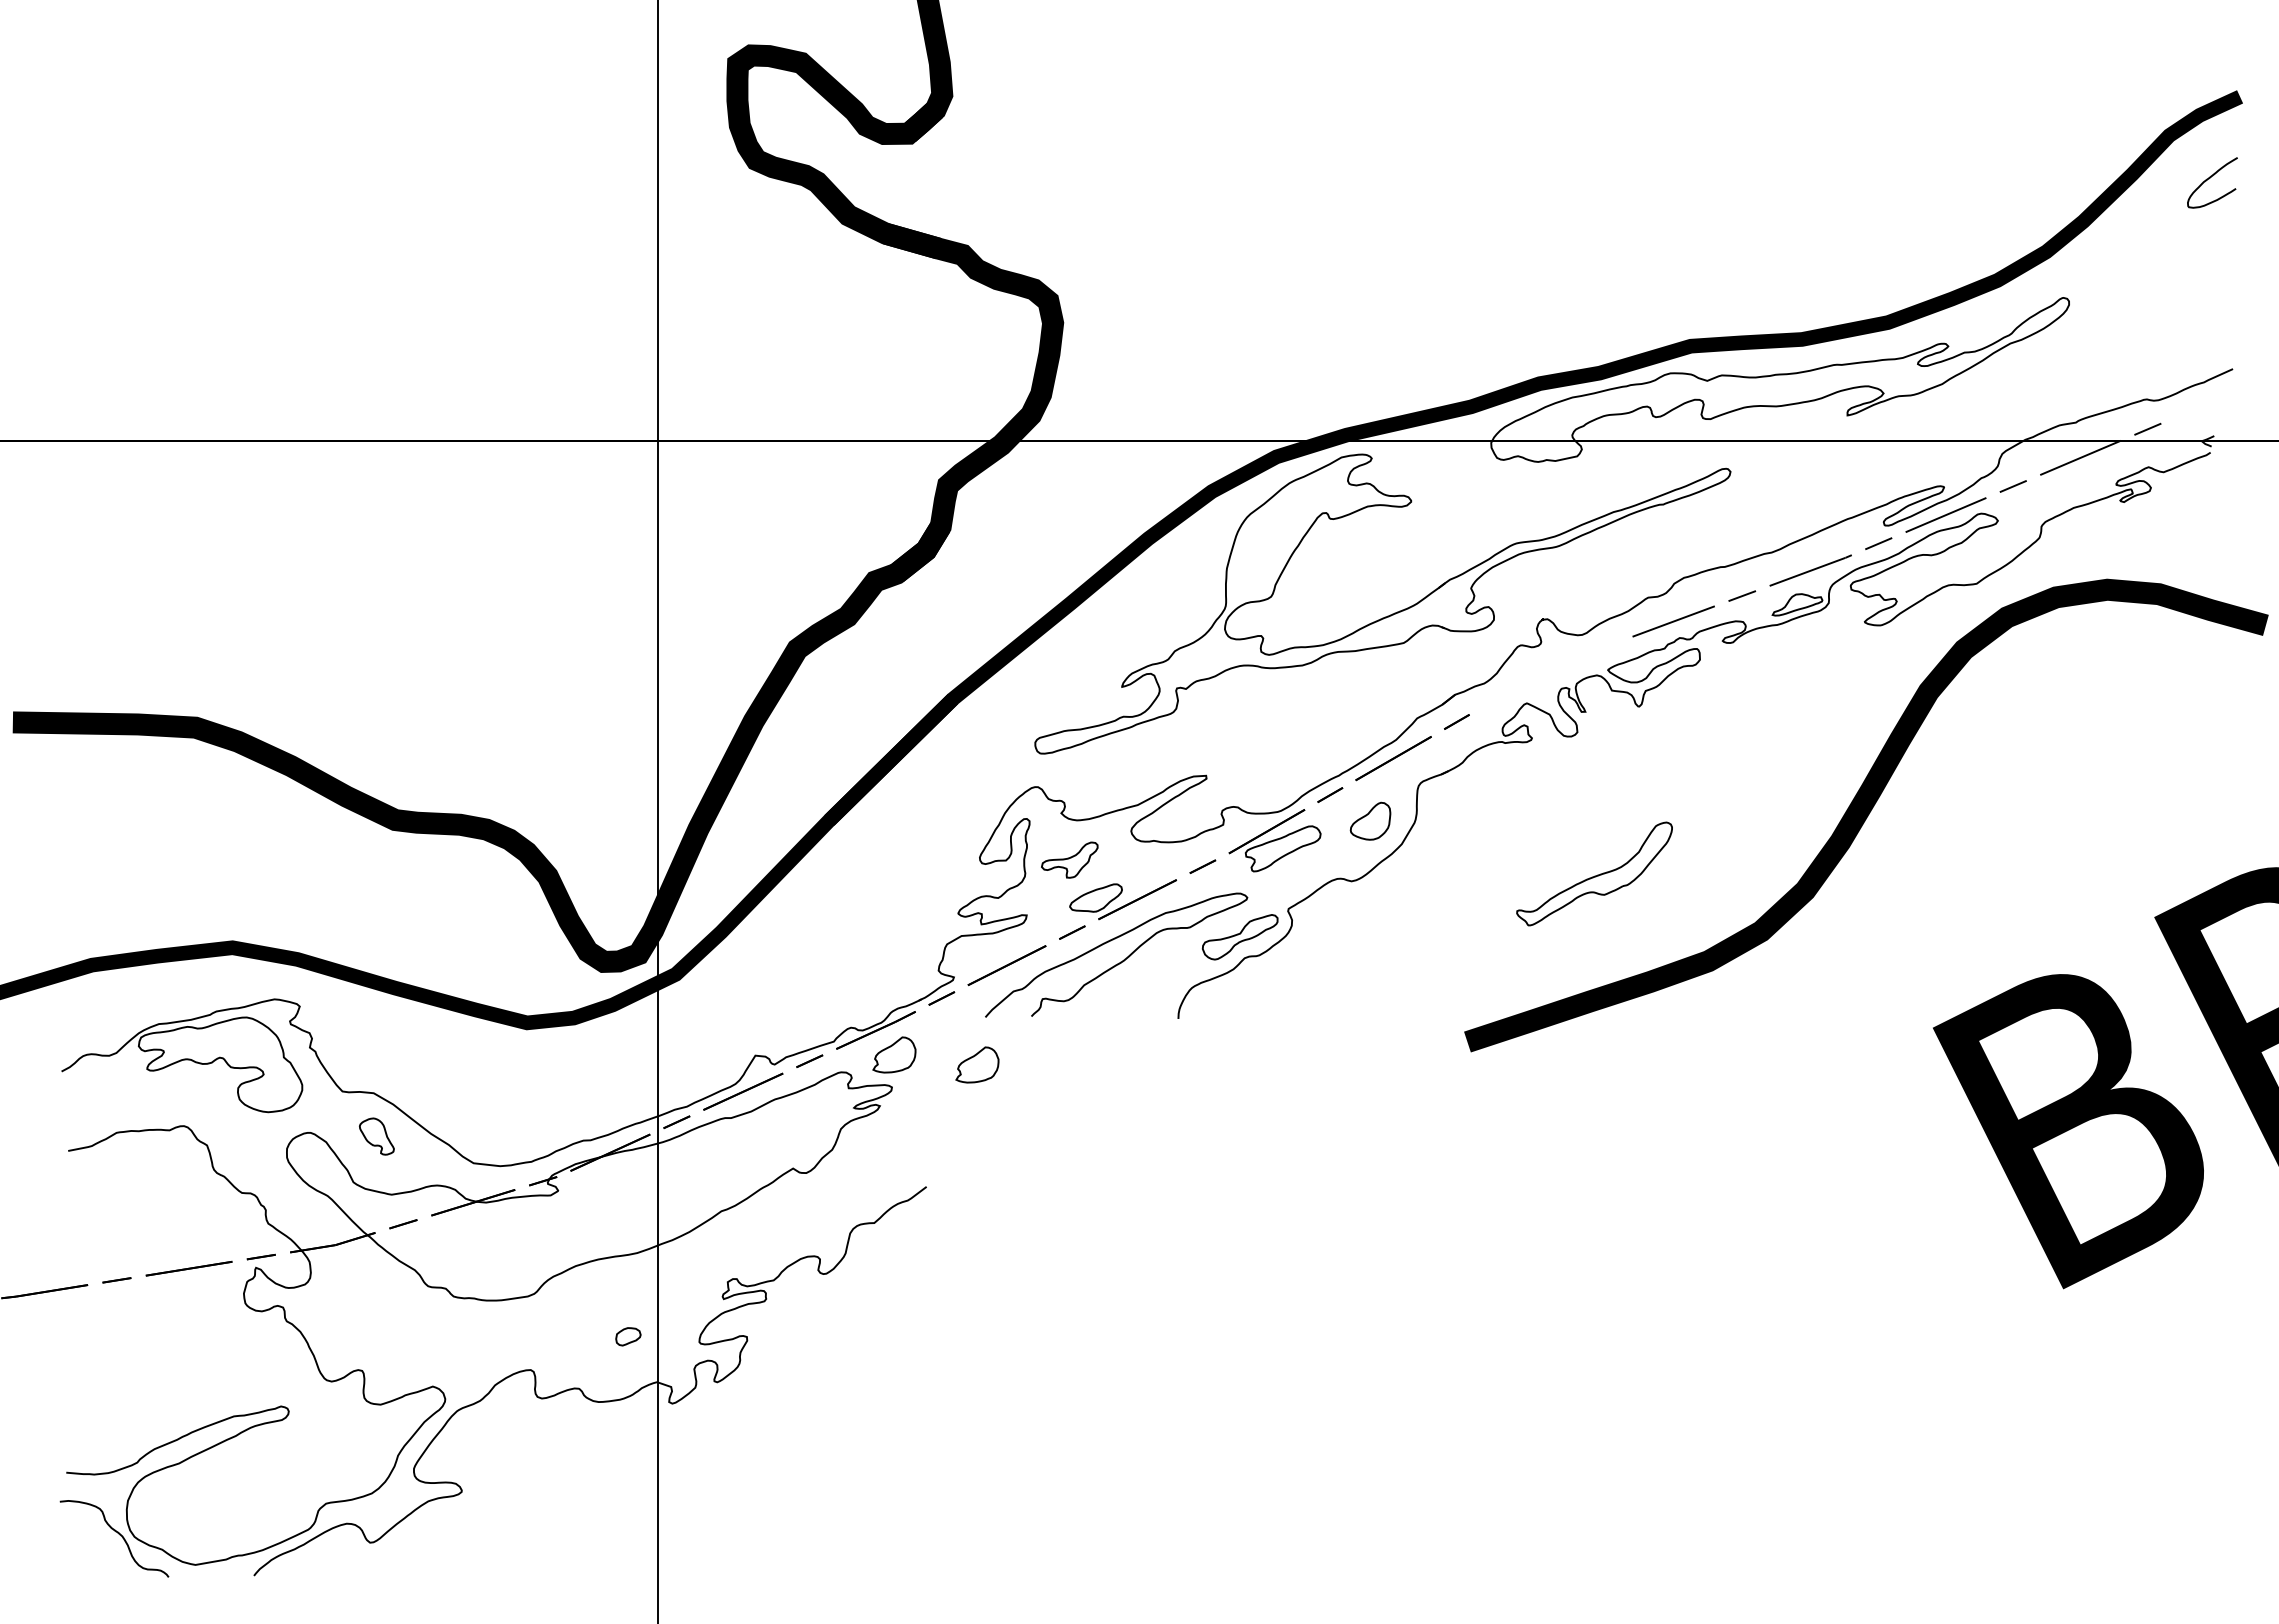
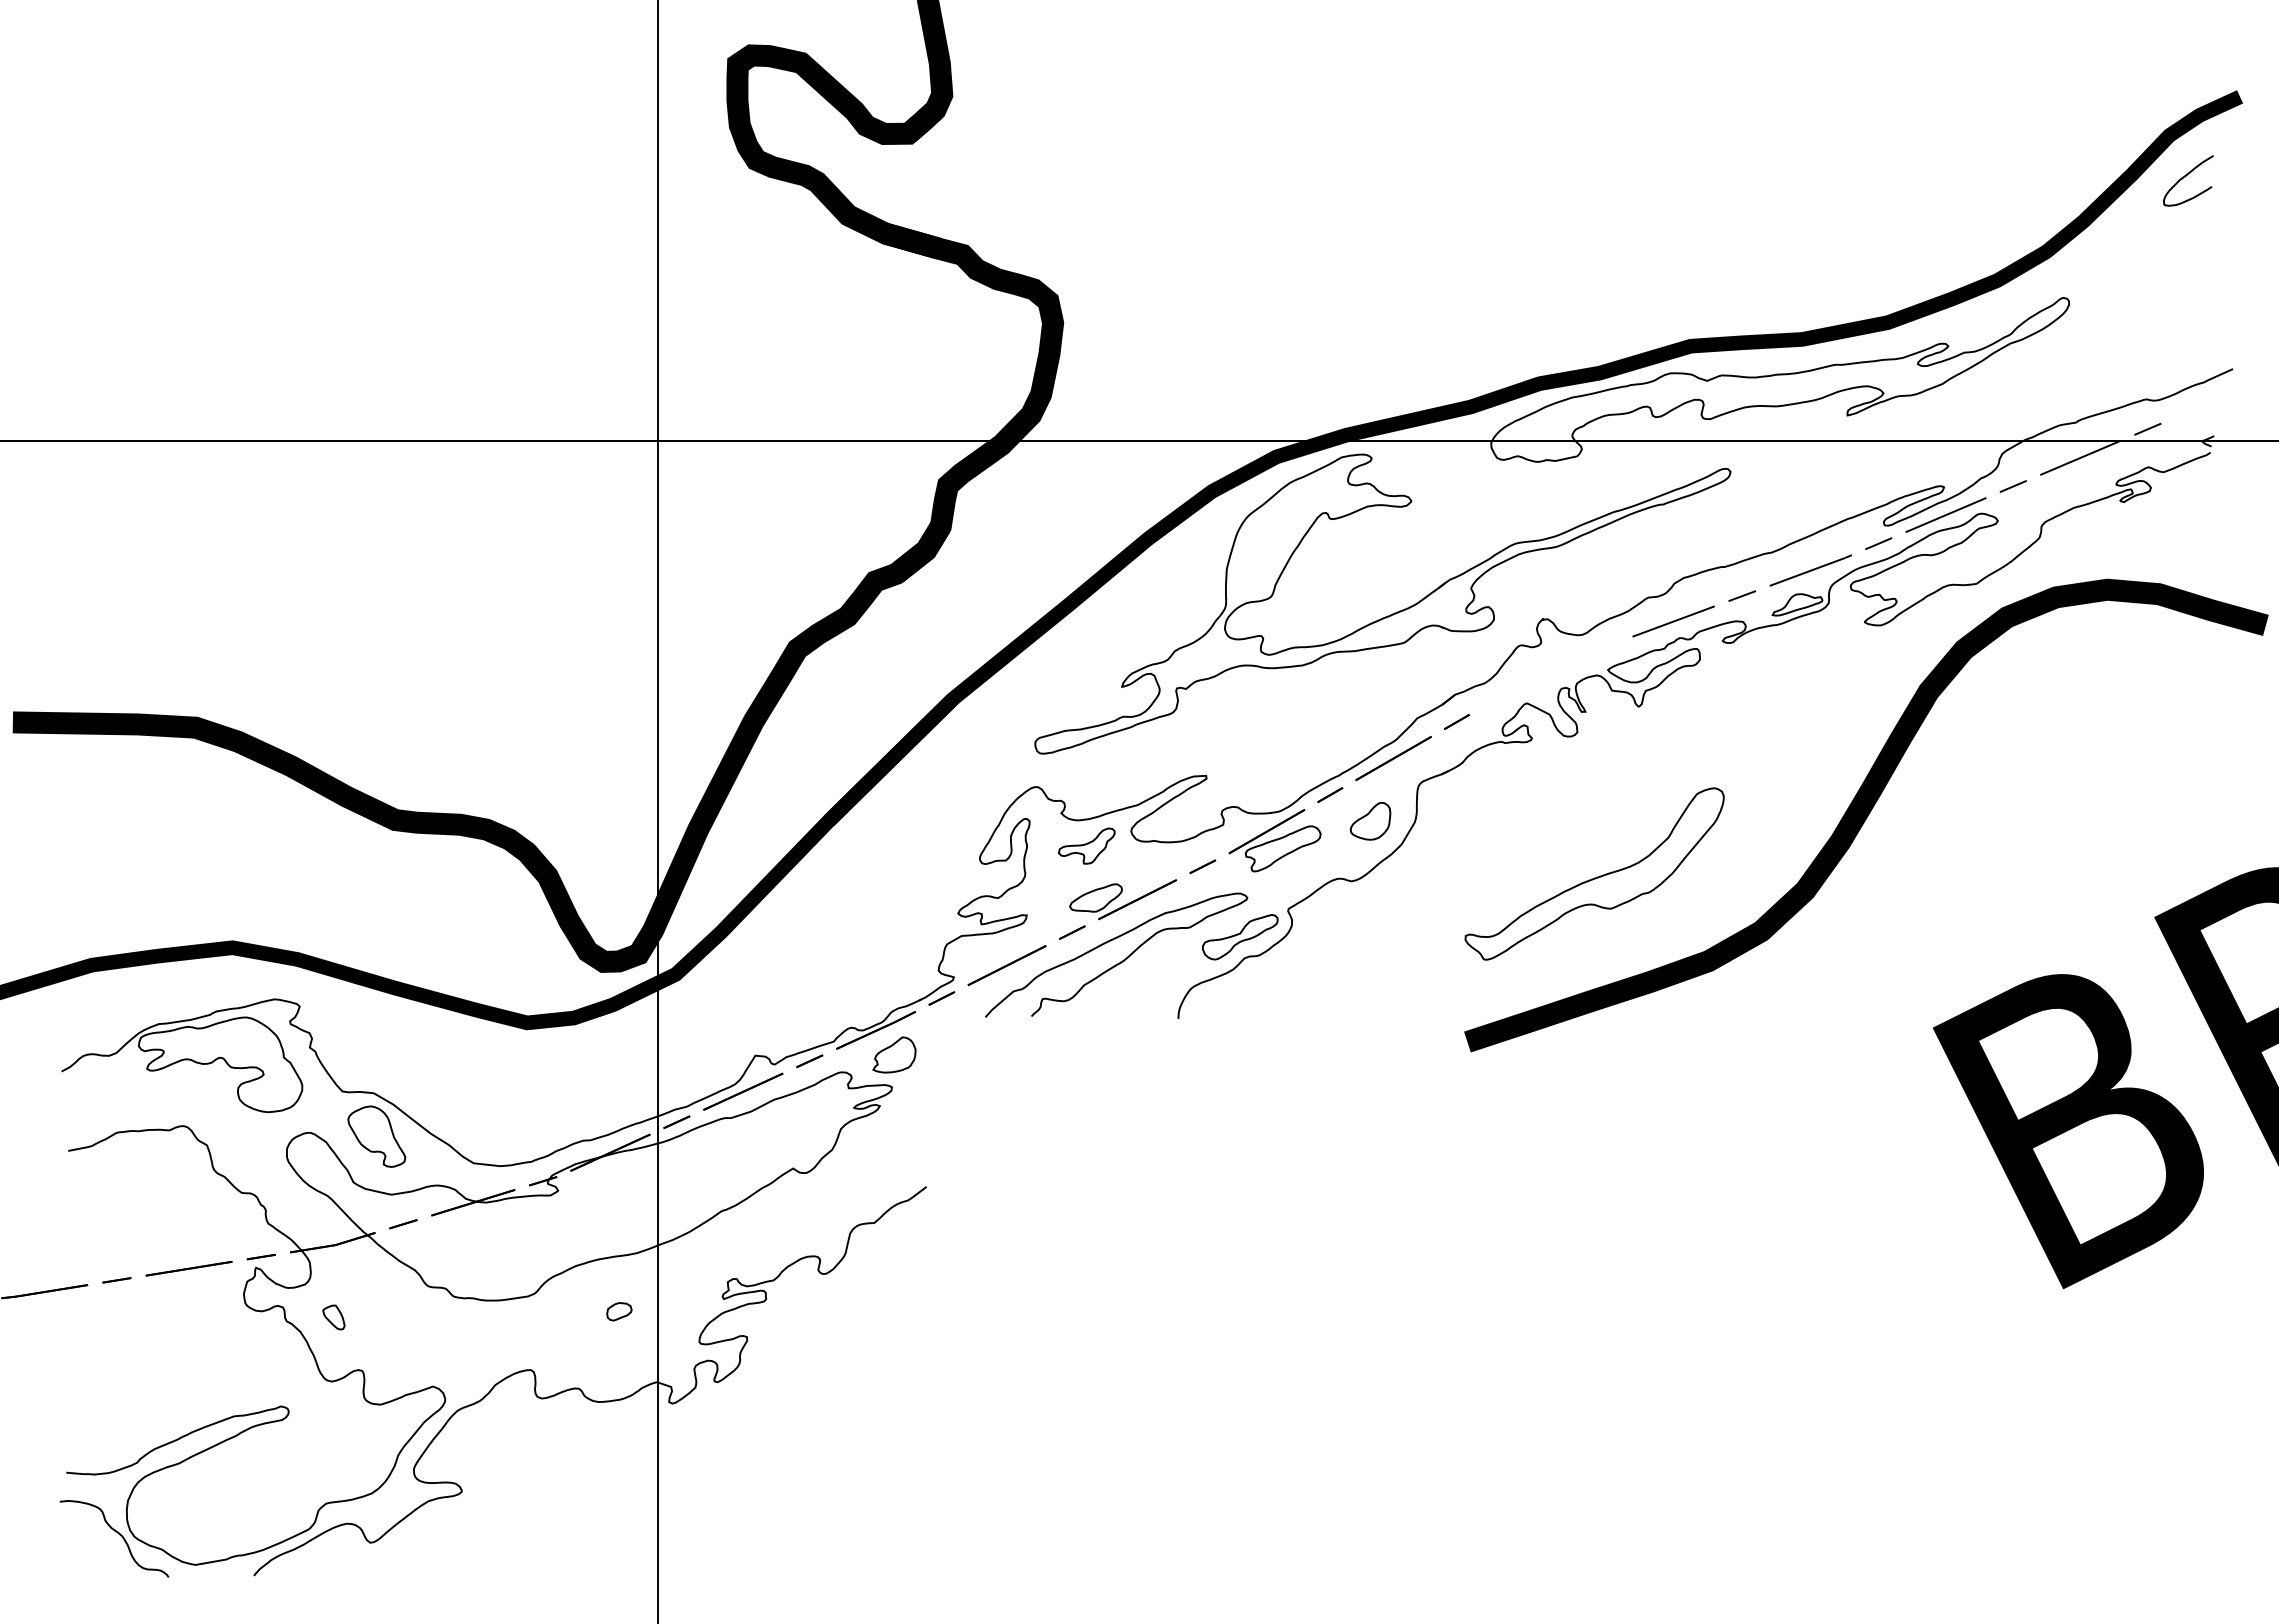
curve position: (2209, 179) -> (2185, 177) (2185, 177)
part position: (1069, 859) -> (1086, 845) (1086, 845)
part size: 157x106 px -> 261x174 px (1594, 873)
part: present -> none (977, 1064)
part size: 36x39 px -> 60x63 px (376, 1136)
part: none -> present (333, 1317)
part position: (628, 1336) -> (619, 1311) (619, 1311)
